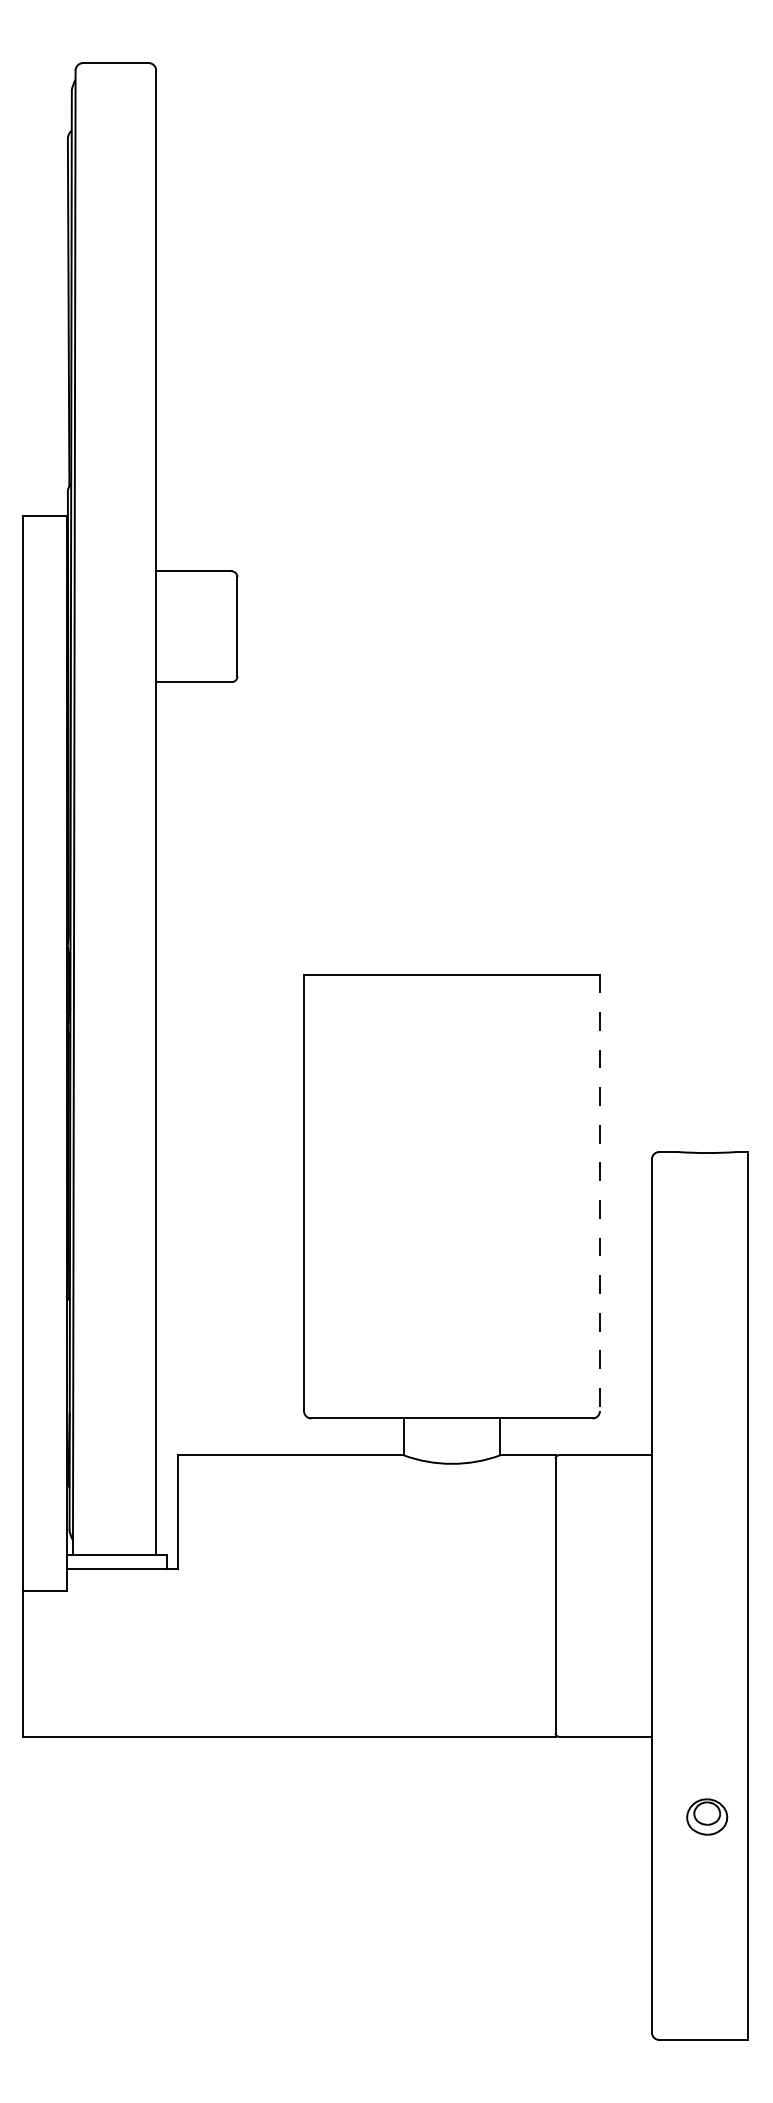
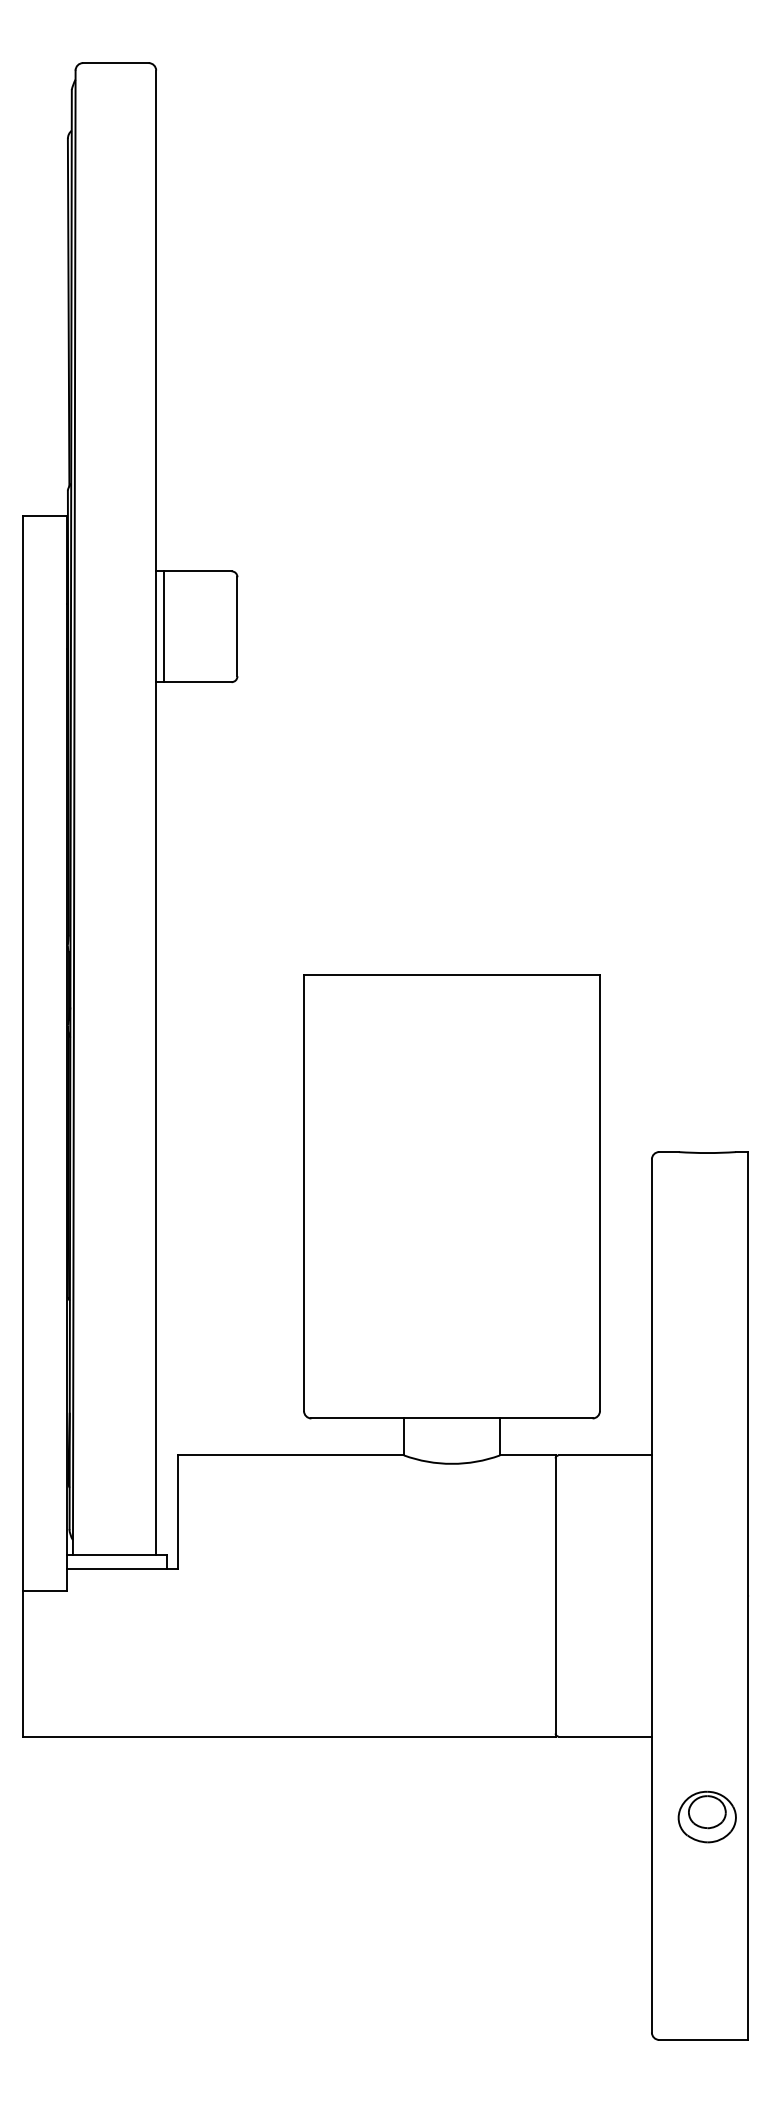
line: none -> present (163, 626)
line: dashed -> solid (600, 1193)
part size: 43x38 px -> 60x54 px (706, 1816)
